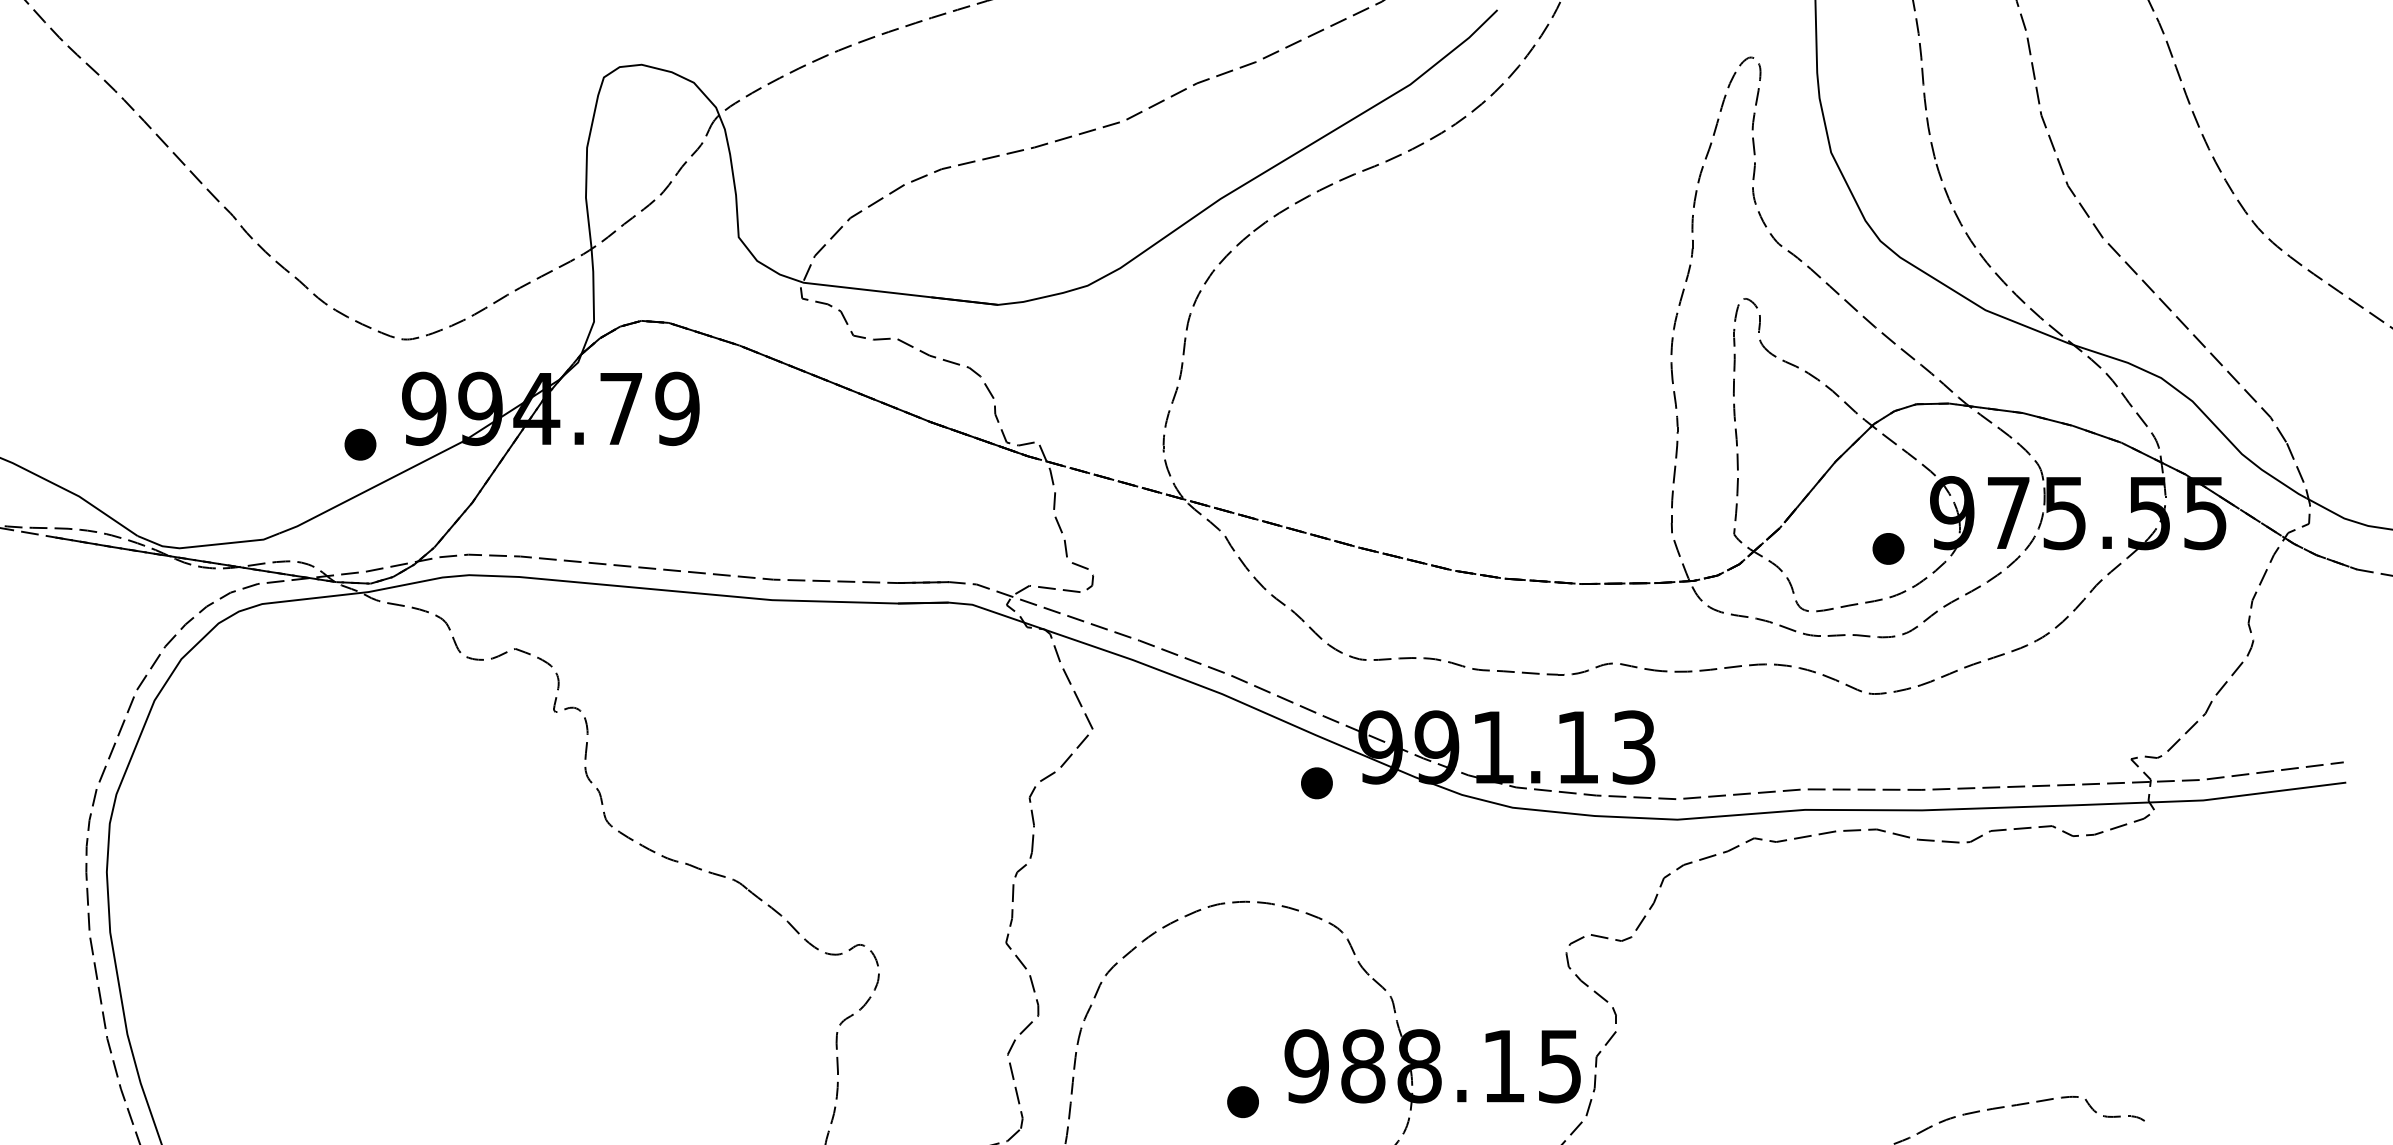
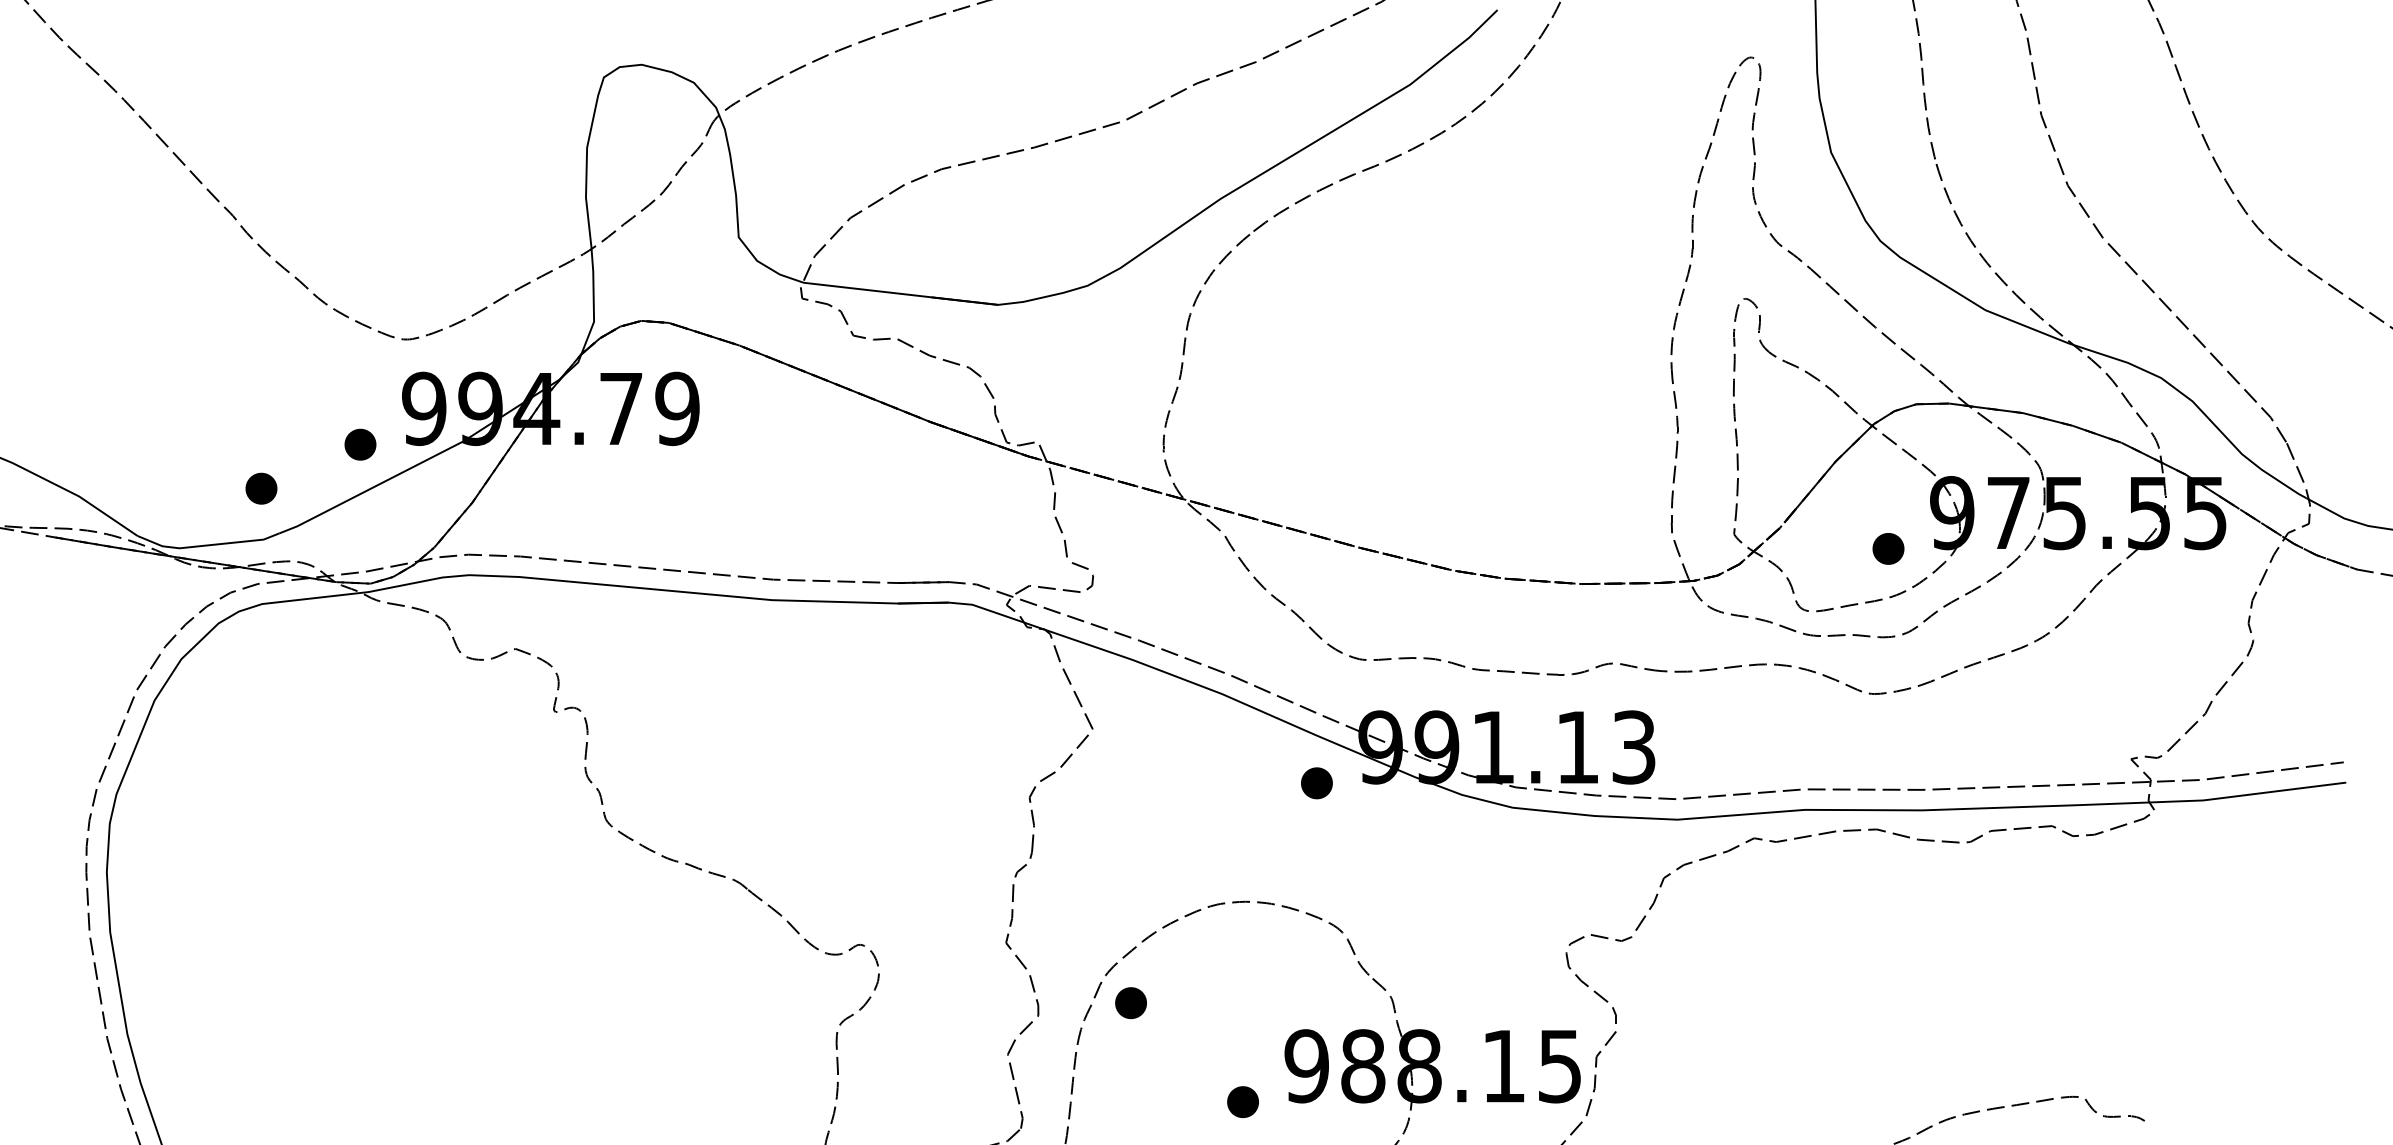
part: none -> present (261, 488)
part: none -> present (1130, 1002)
